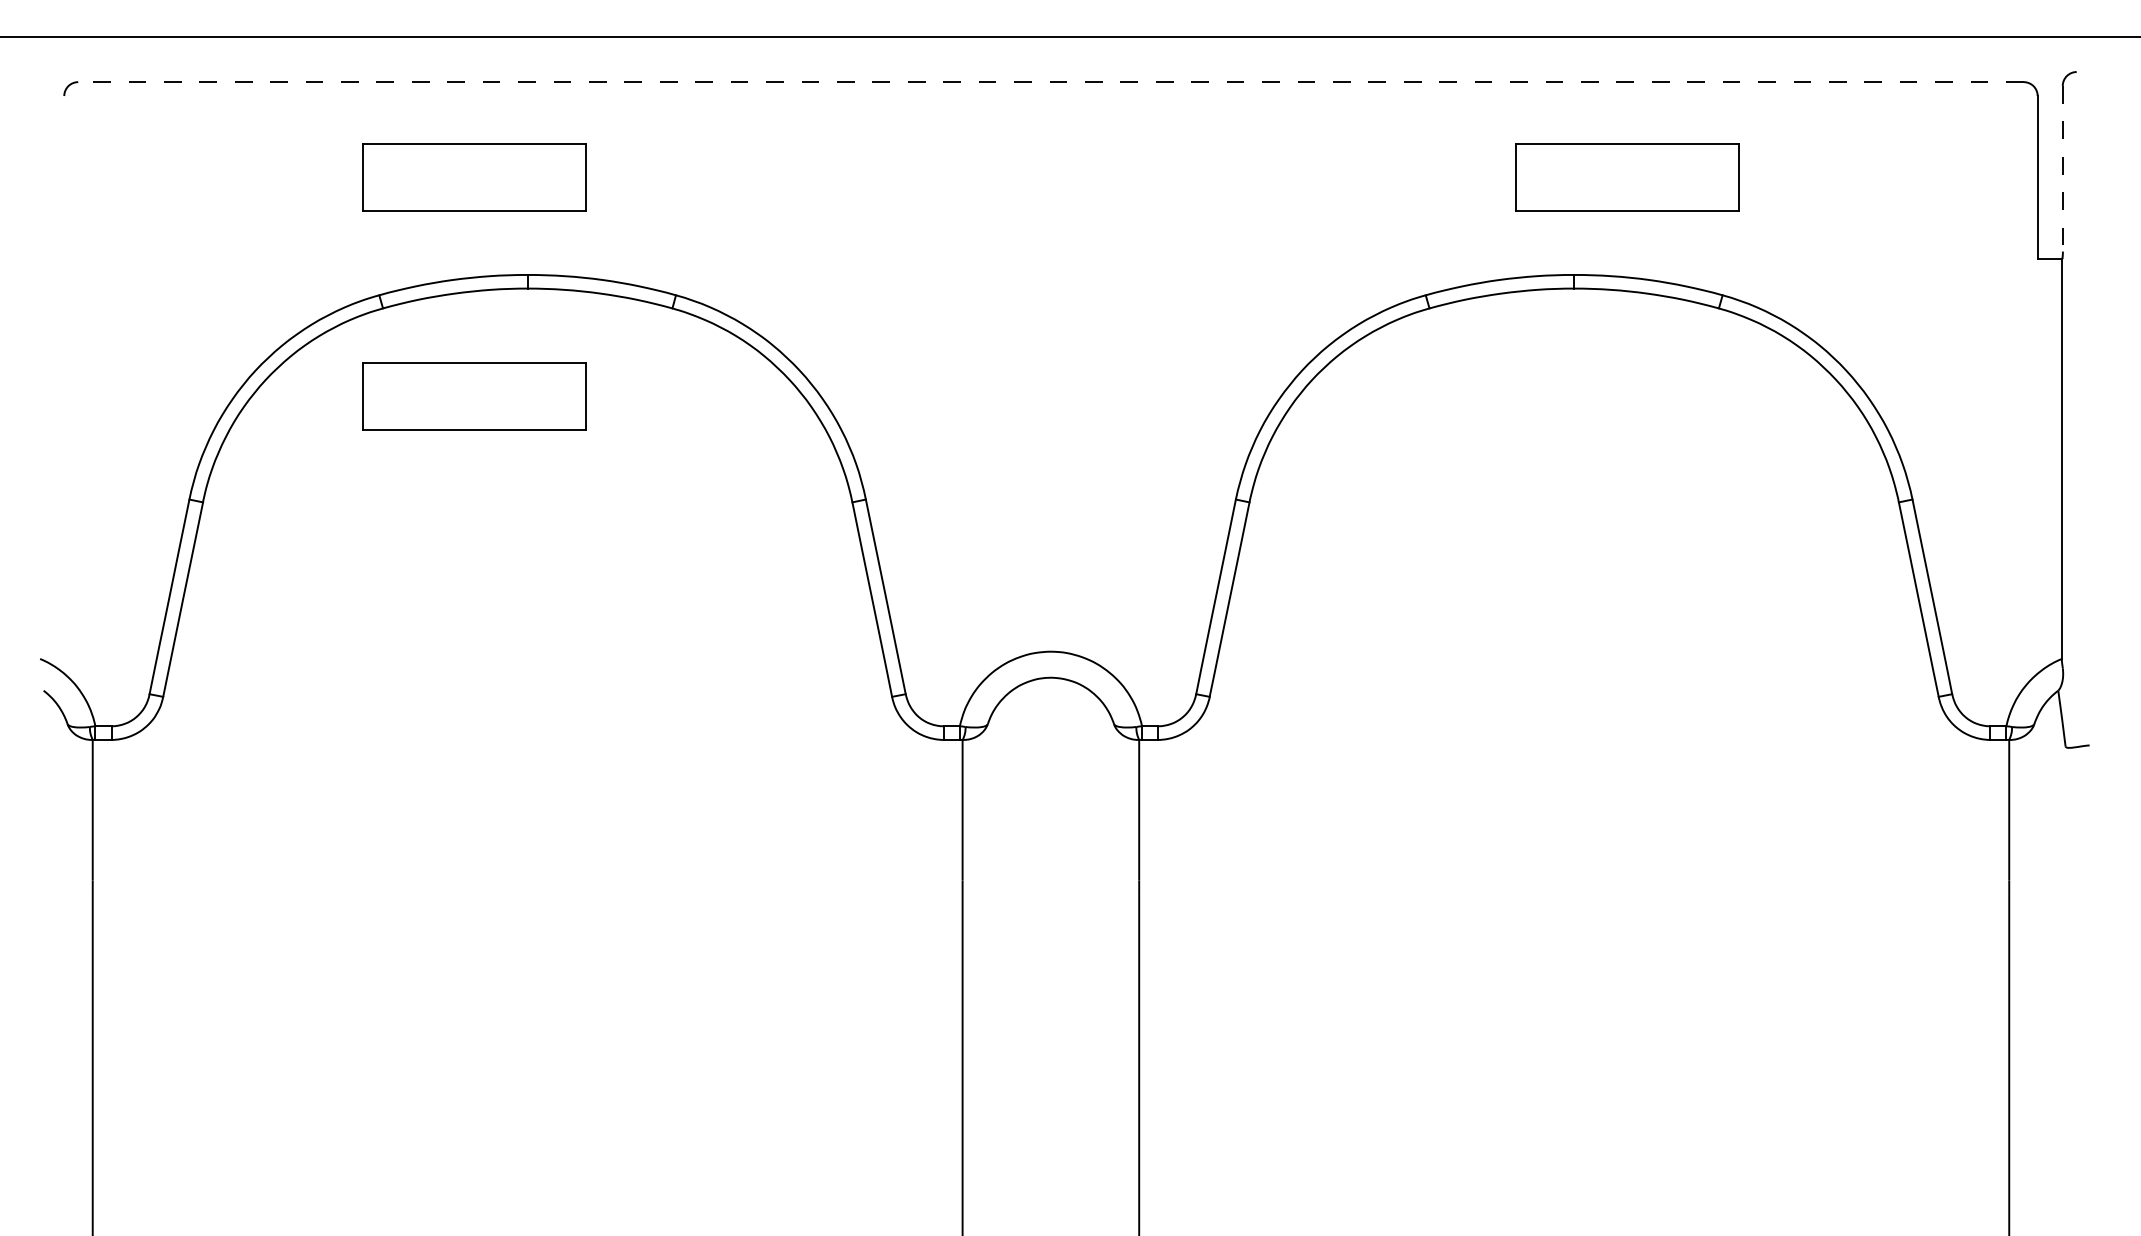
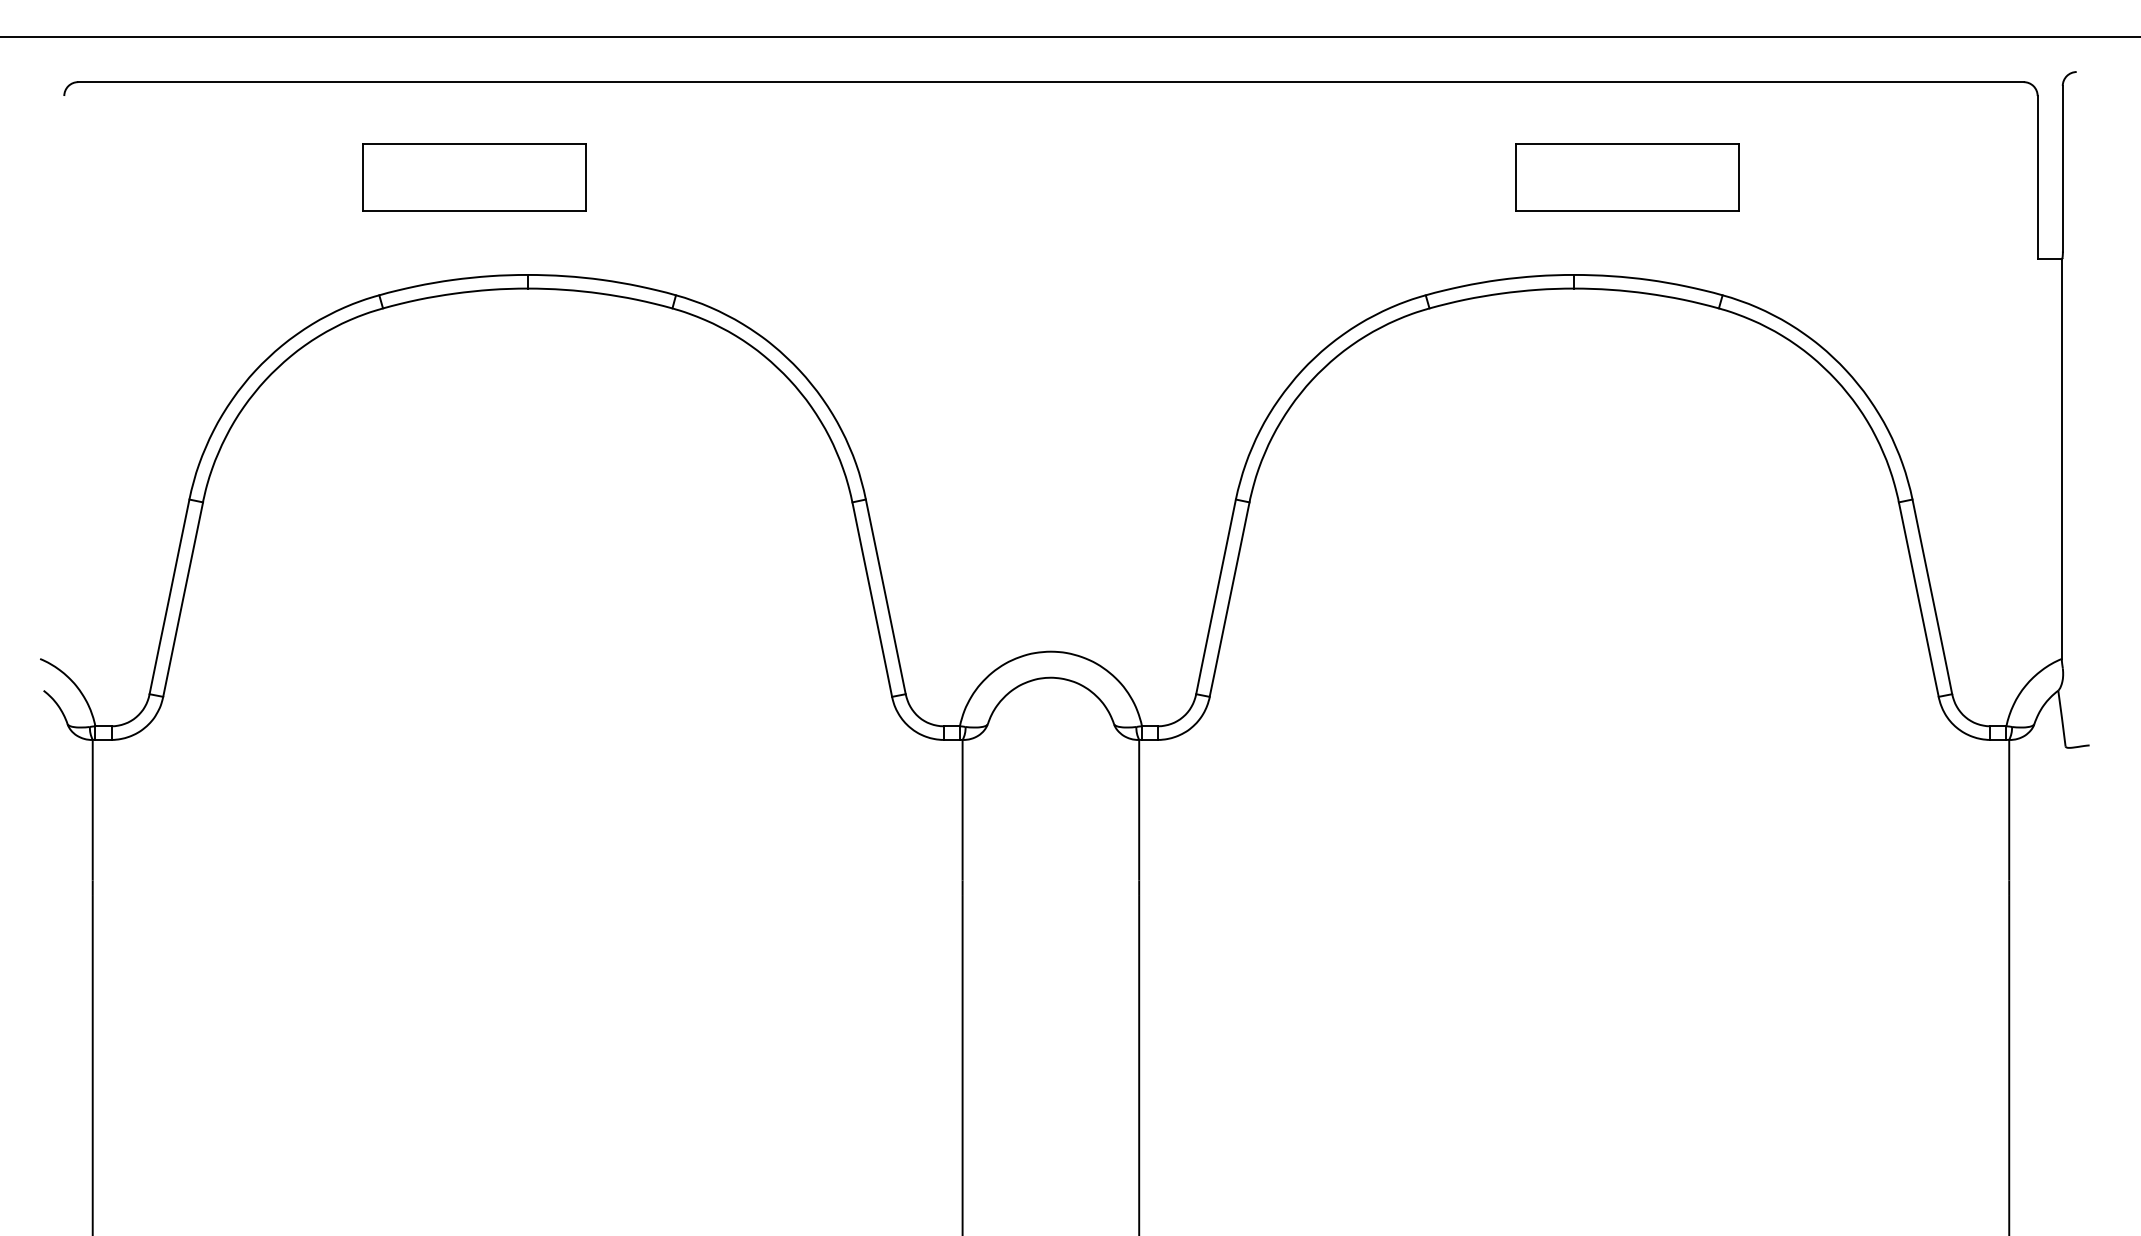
line: dashed -> solid (1050, 82)
line: dashed -> solid (2062, 168)
part: present -> none (474, 396)
